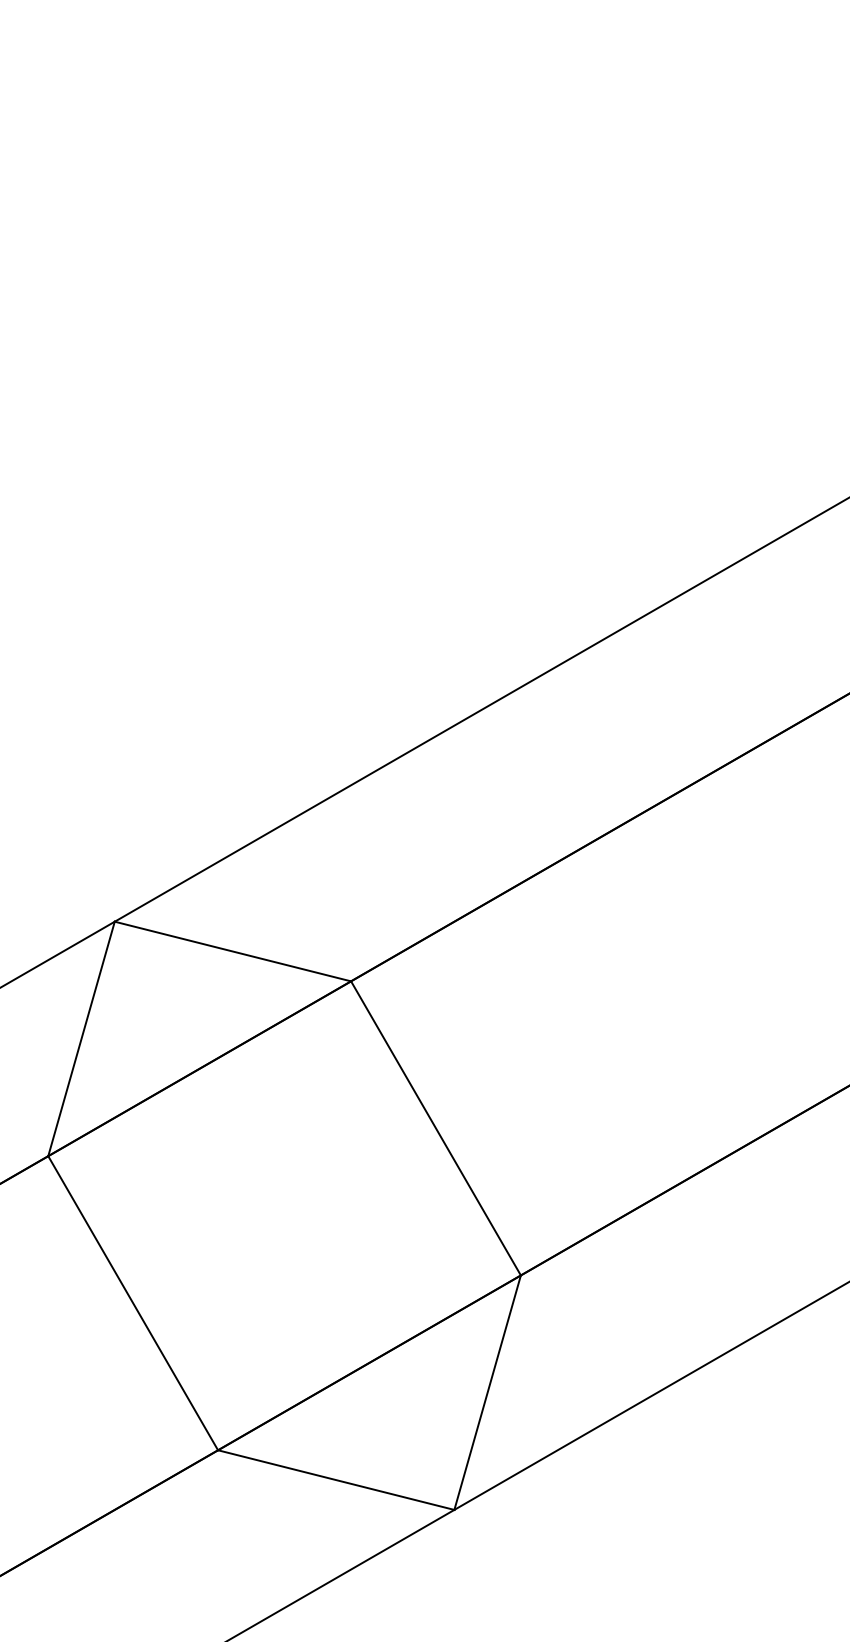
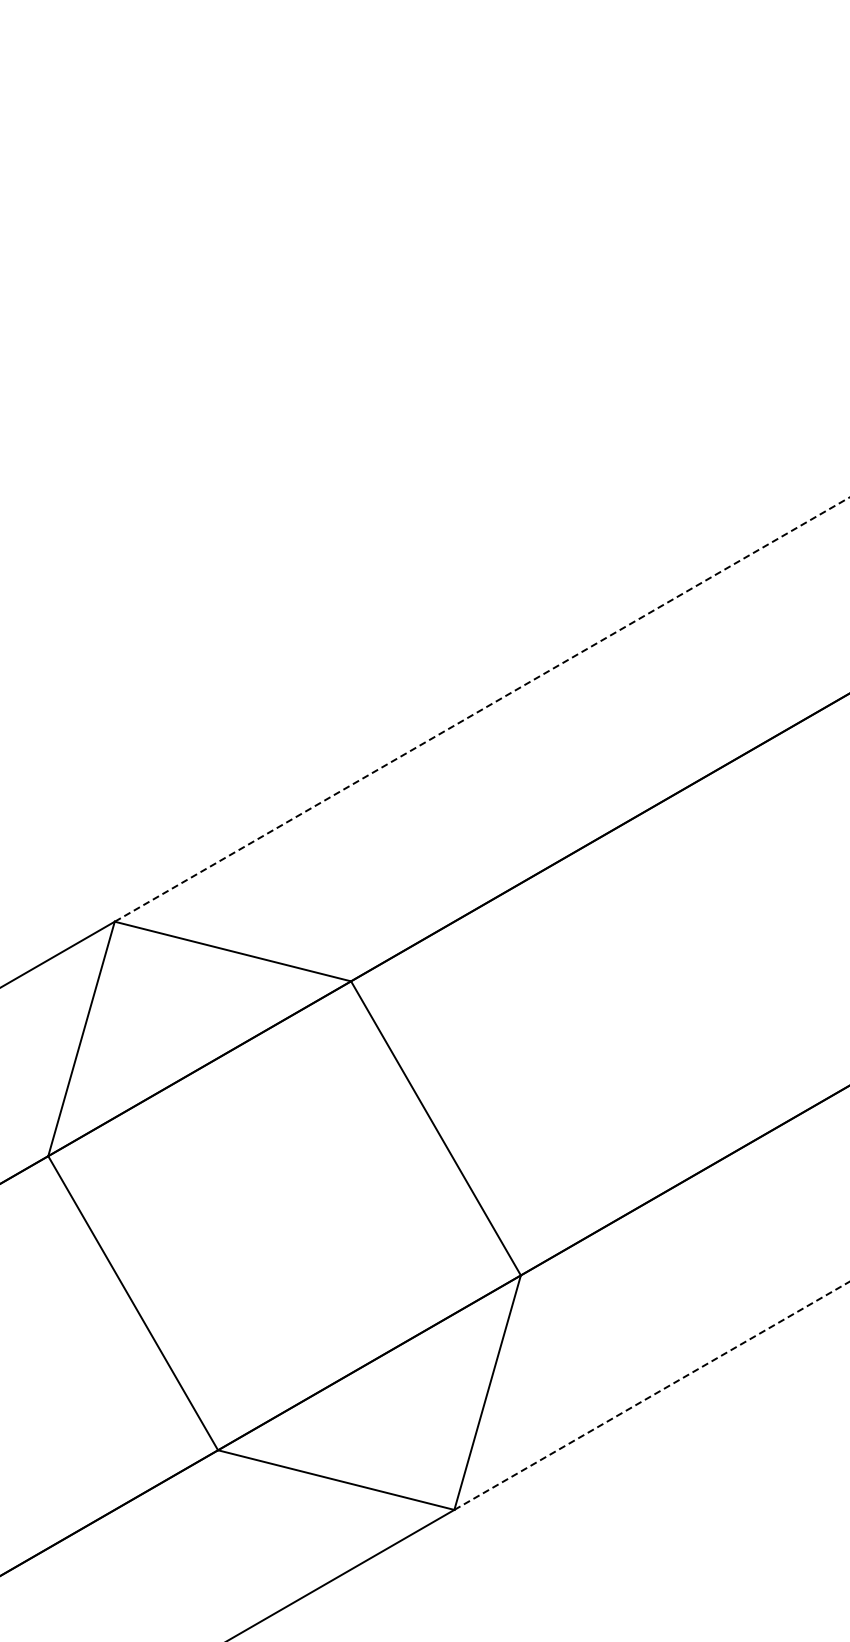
line: solid -> dashed (482, 709)
line: solid -> dashed (652, 1395)
